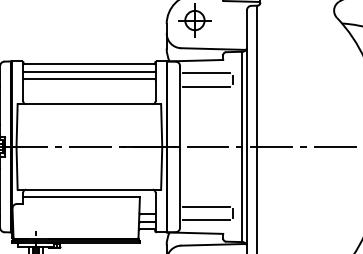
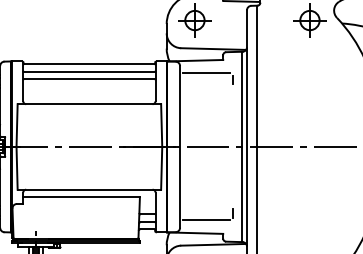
part: none -> present (309, 20)
line: present -> none (206, 86)
line: present -> none (206, 207)
